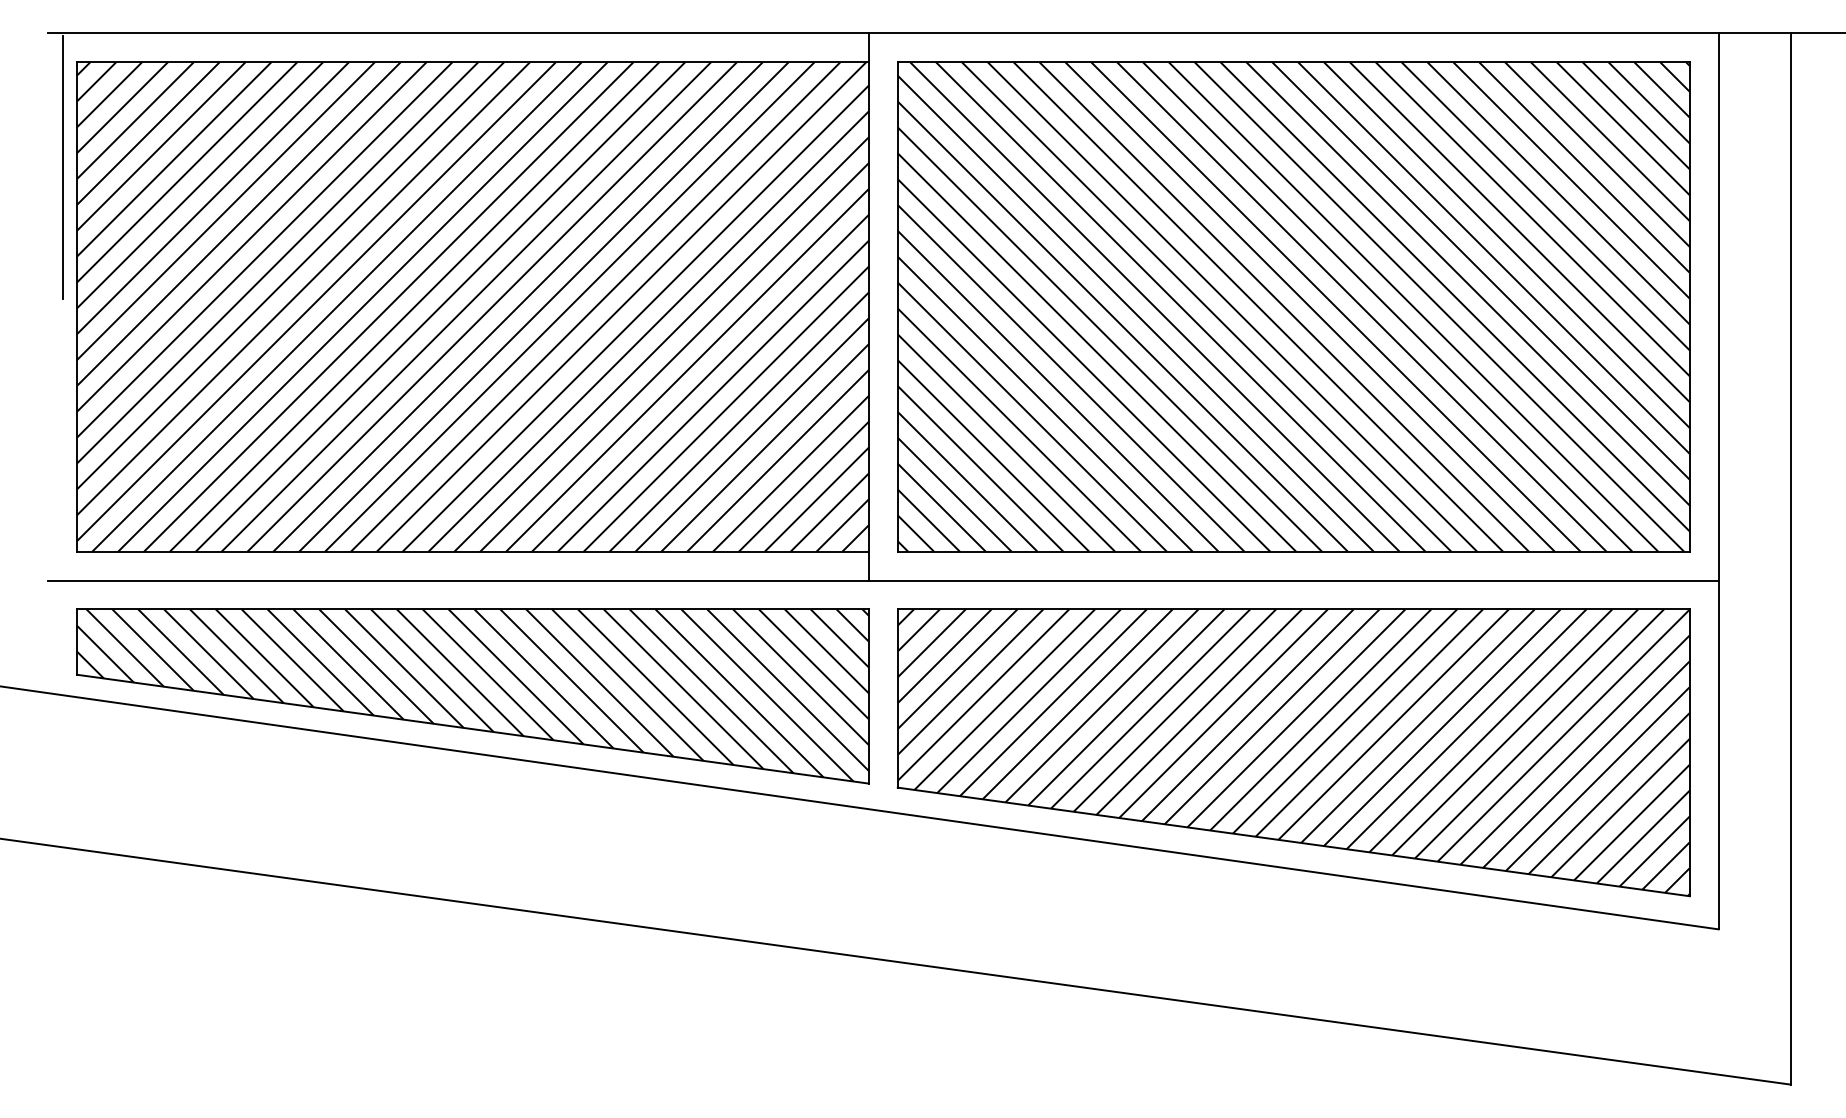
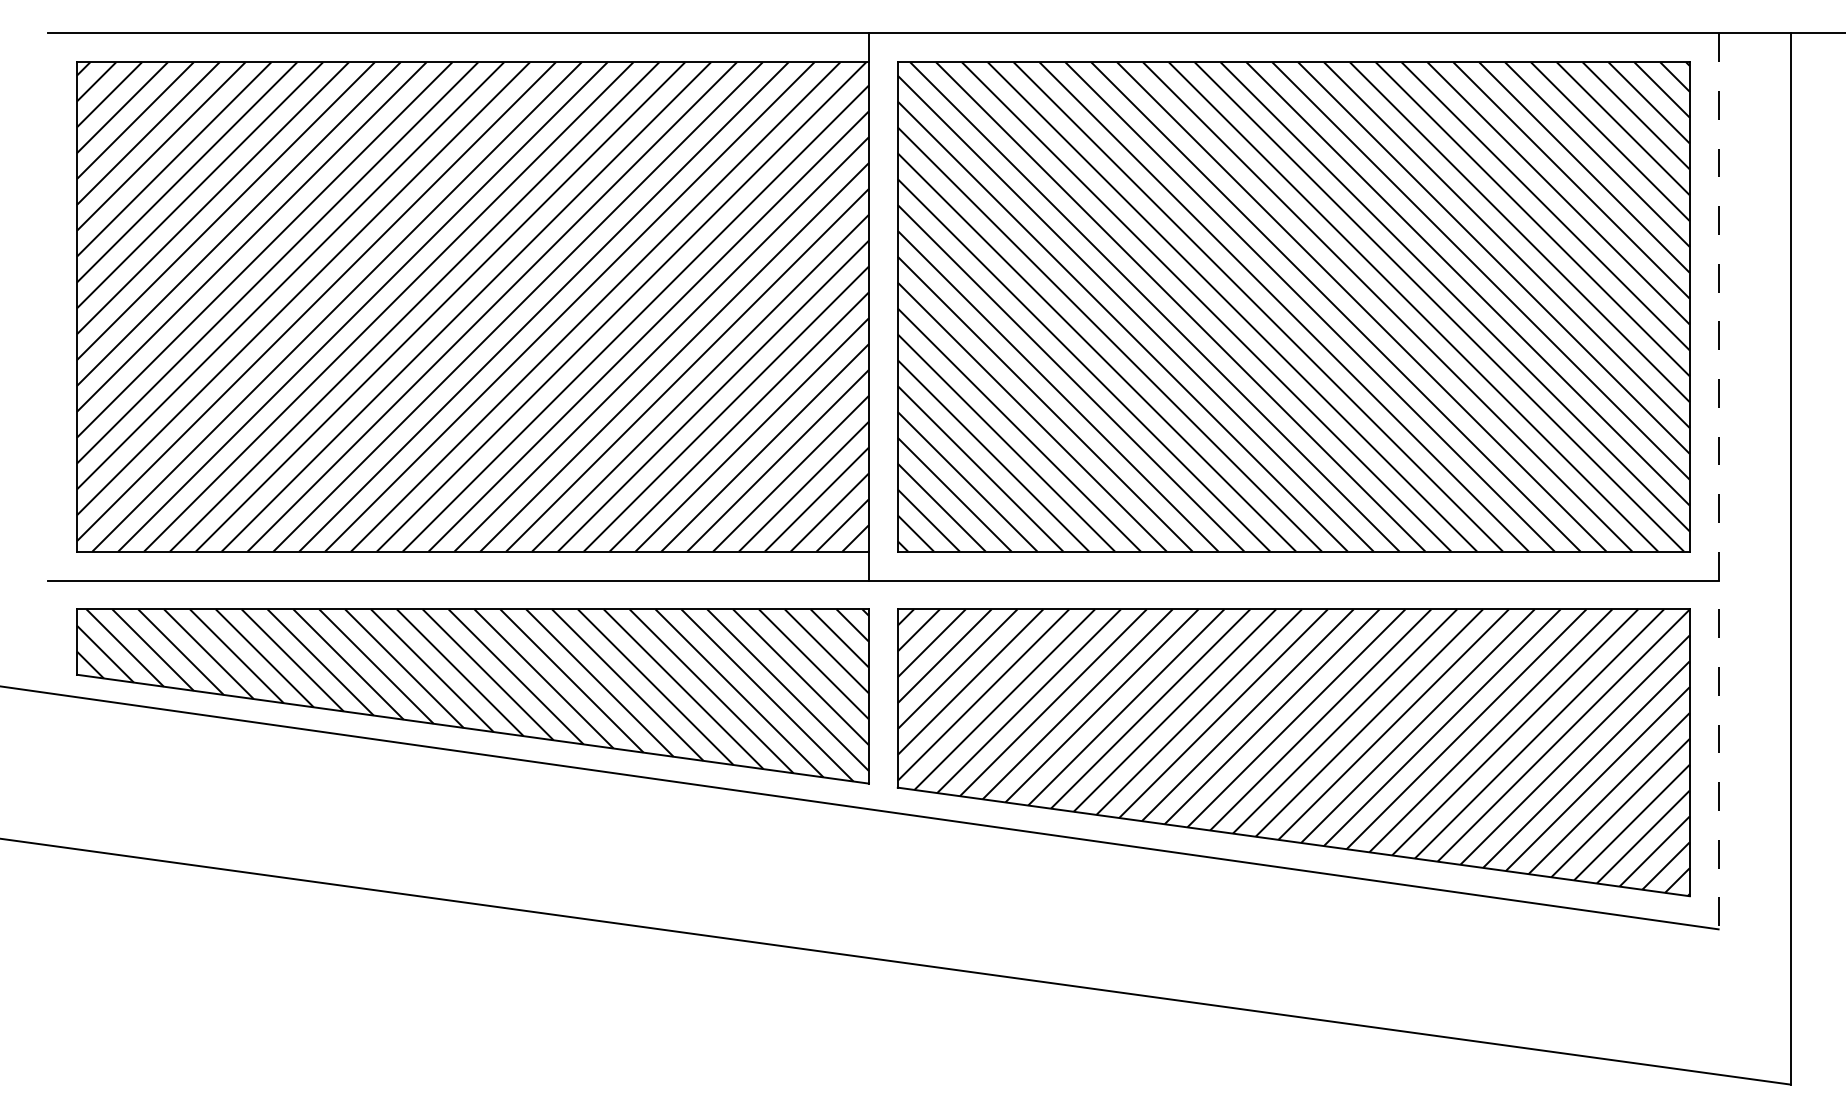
line: present -> none (62, 166)
line: solid -> dashed (1718, 481)
